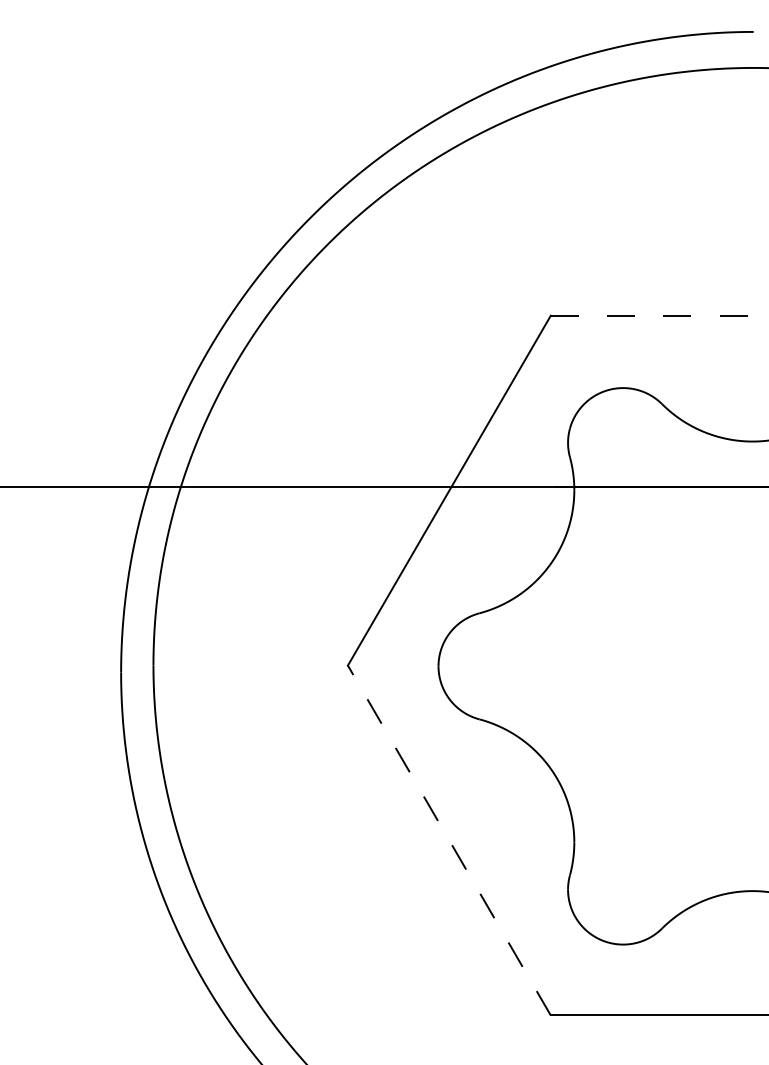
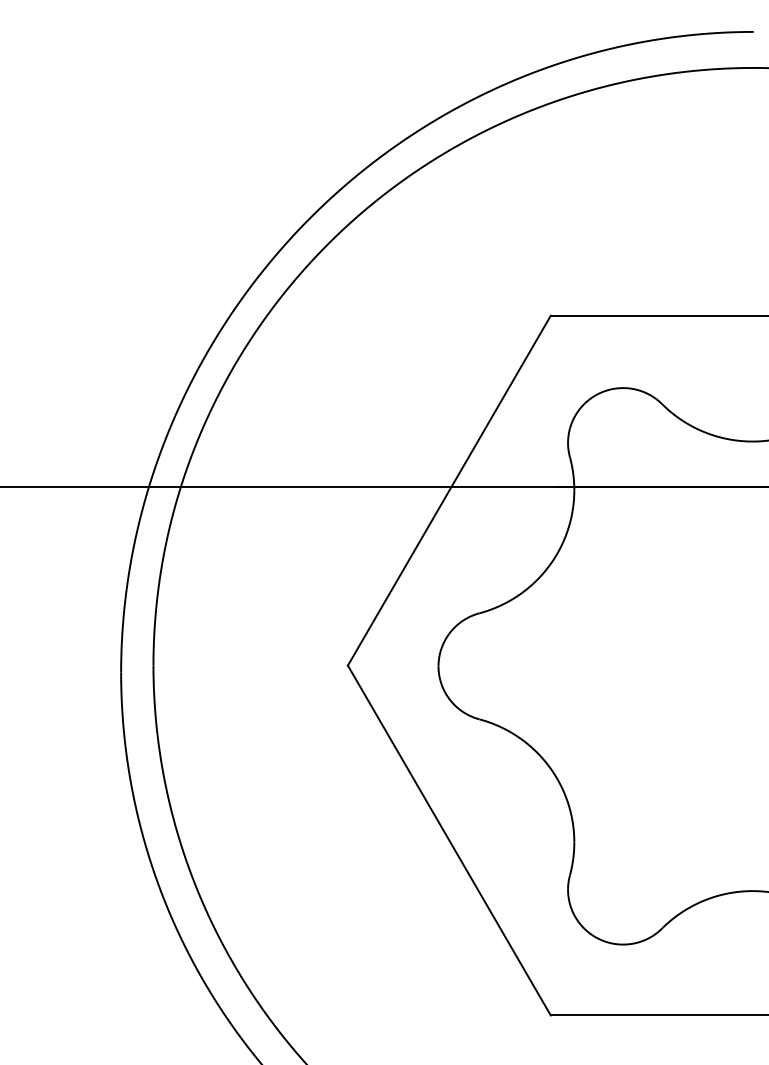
line: dashed -> solid (659, 315)
line: dashed -> solid (449, 840)
